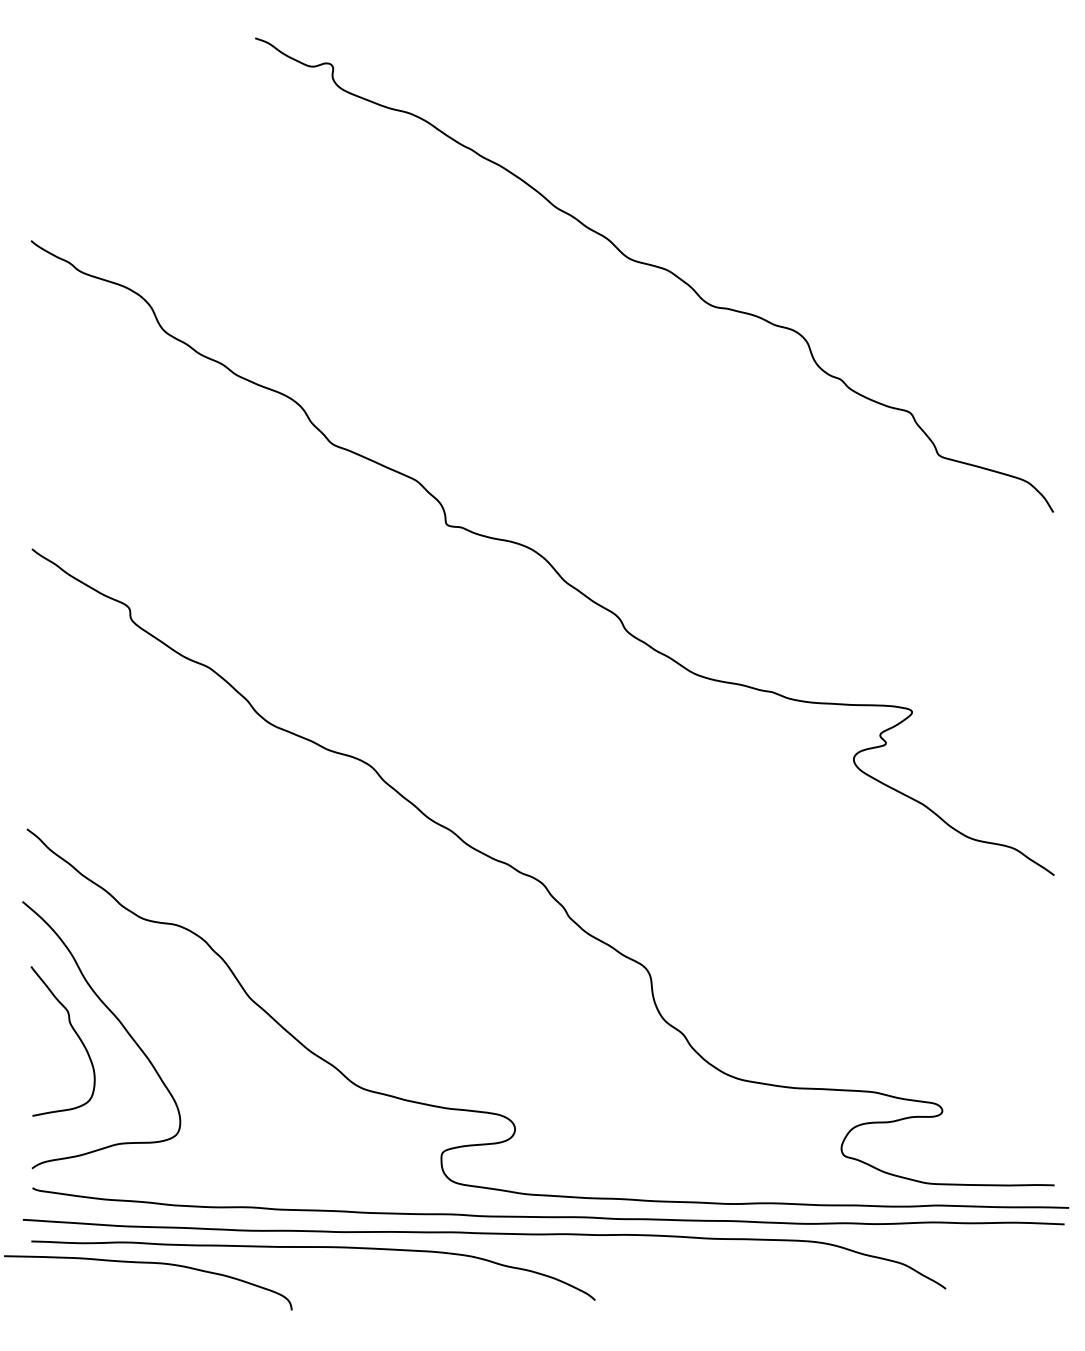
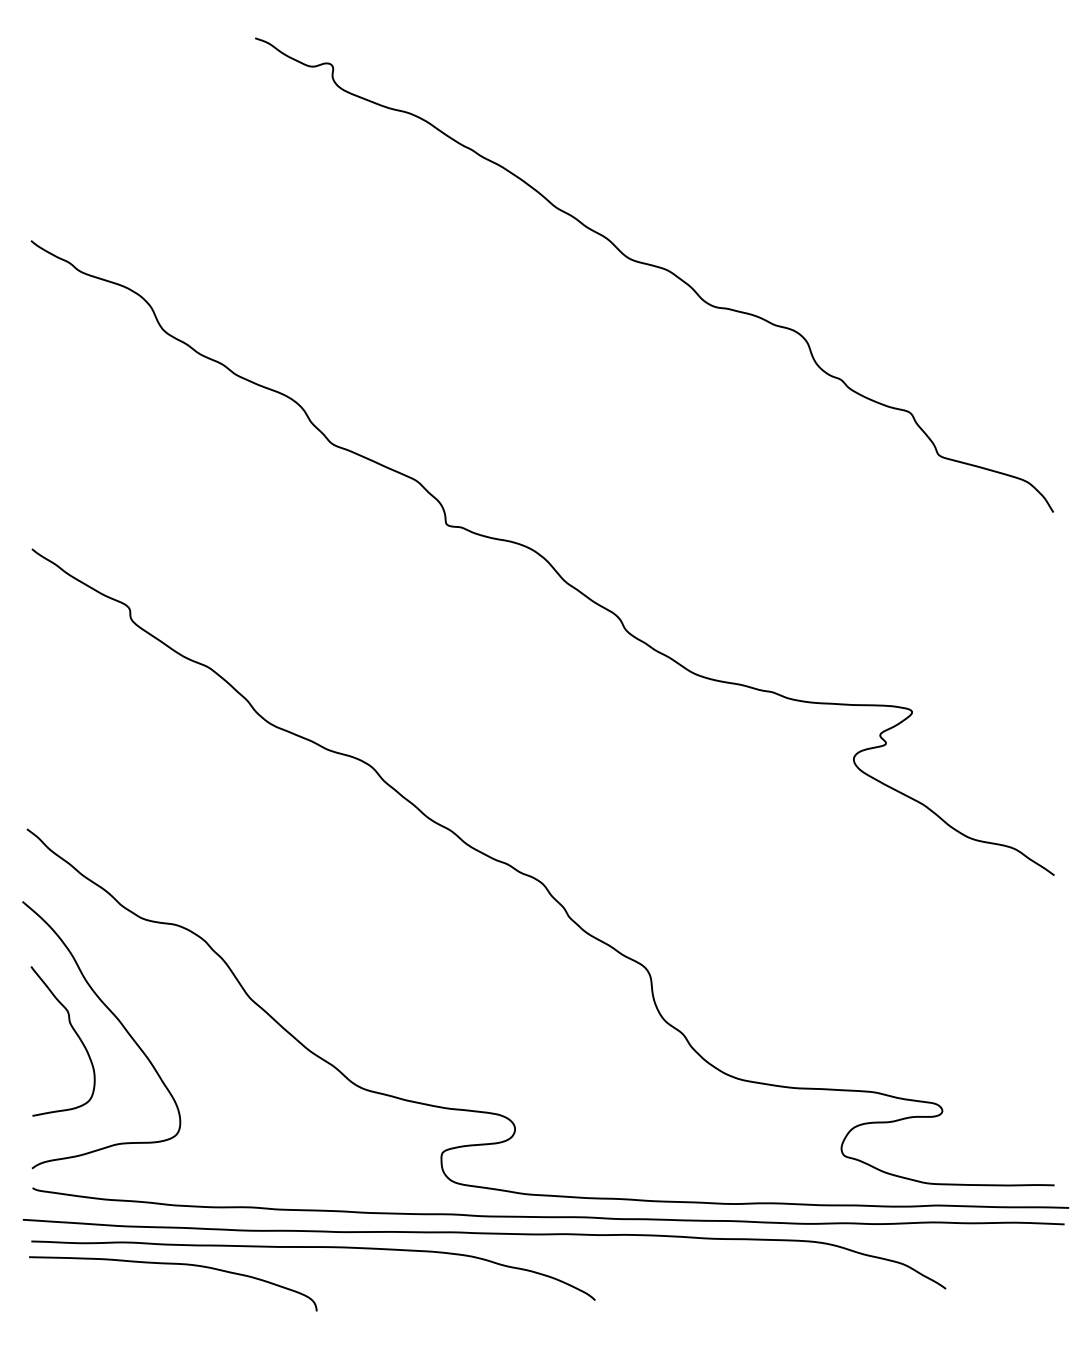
curve position: (148, 1263) -> (173, 1264) (173, 1264)
